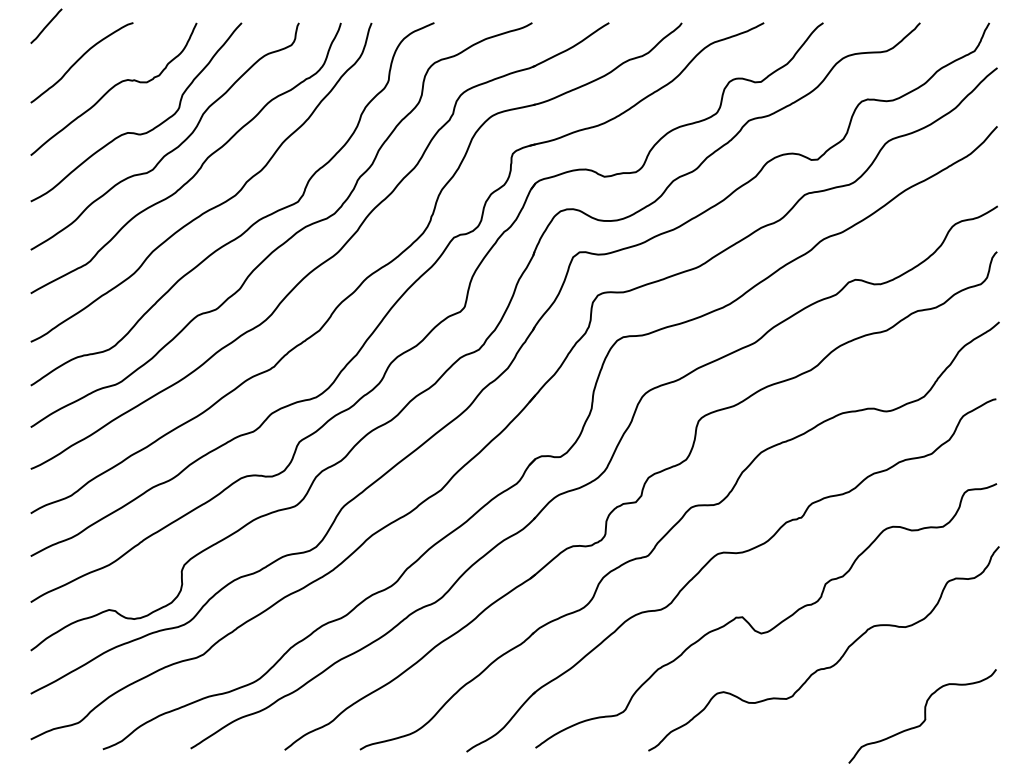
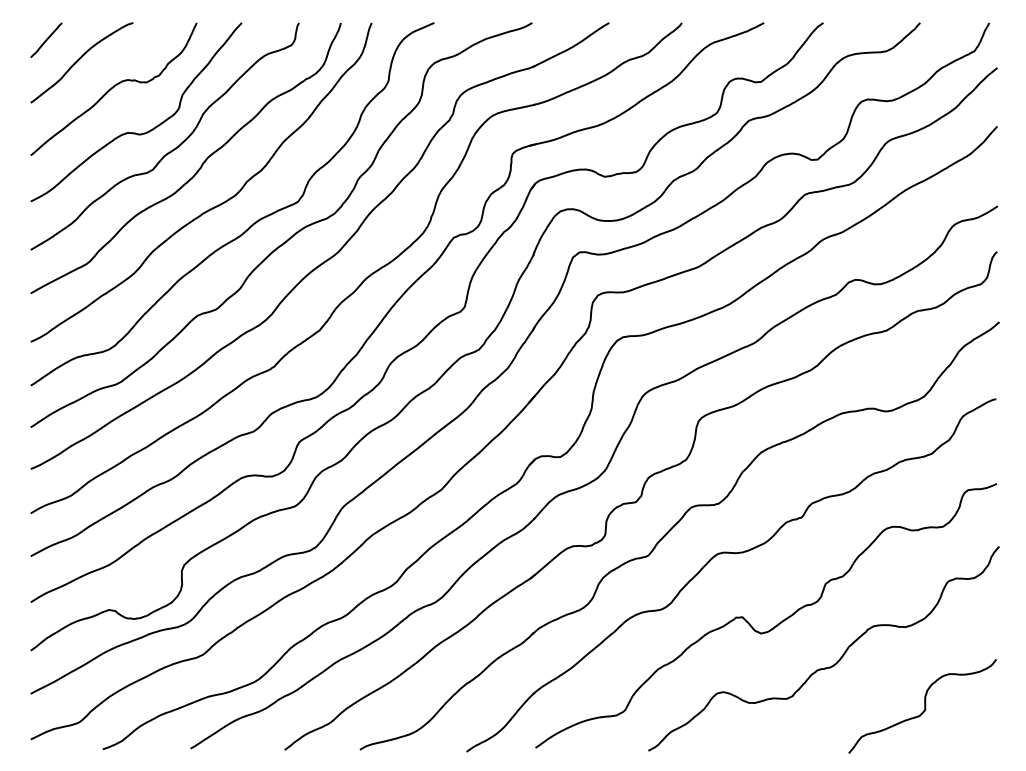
line position: (46, 25) -> (46, 39) (46, 39)
curve position: (924, 716) -> (924, 706) (924, 706)
